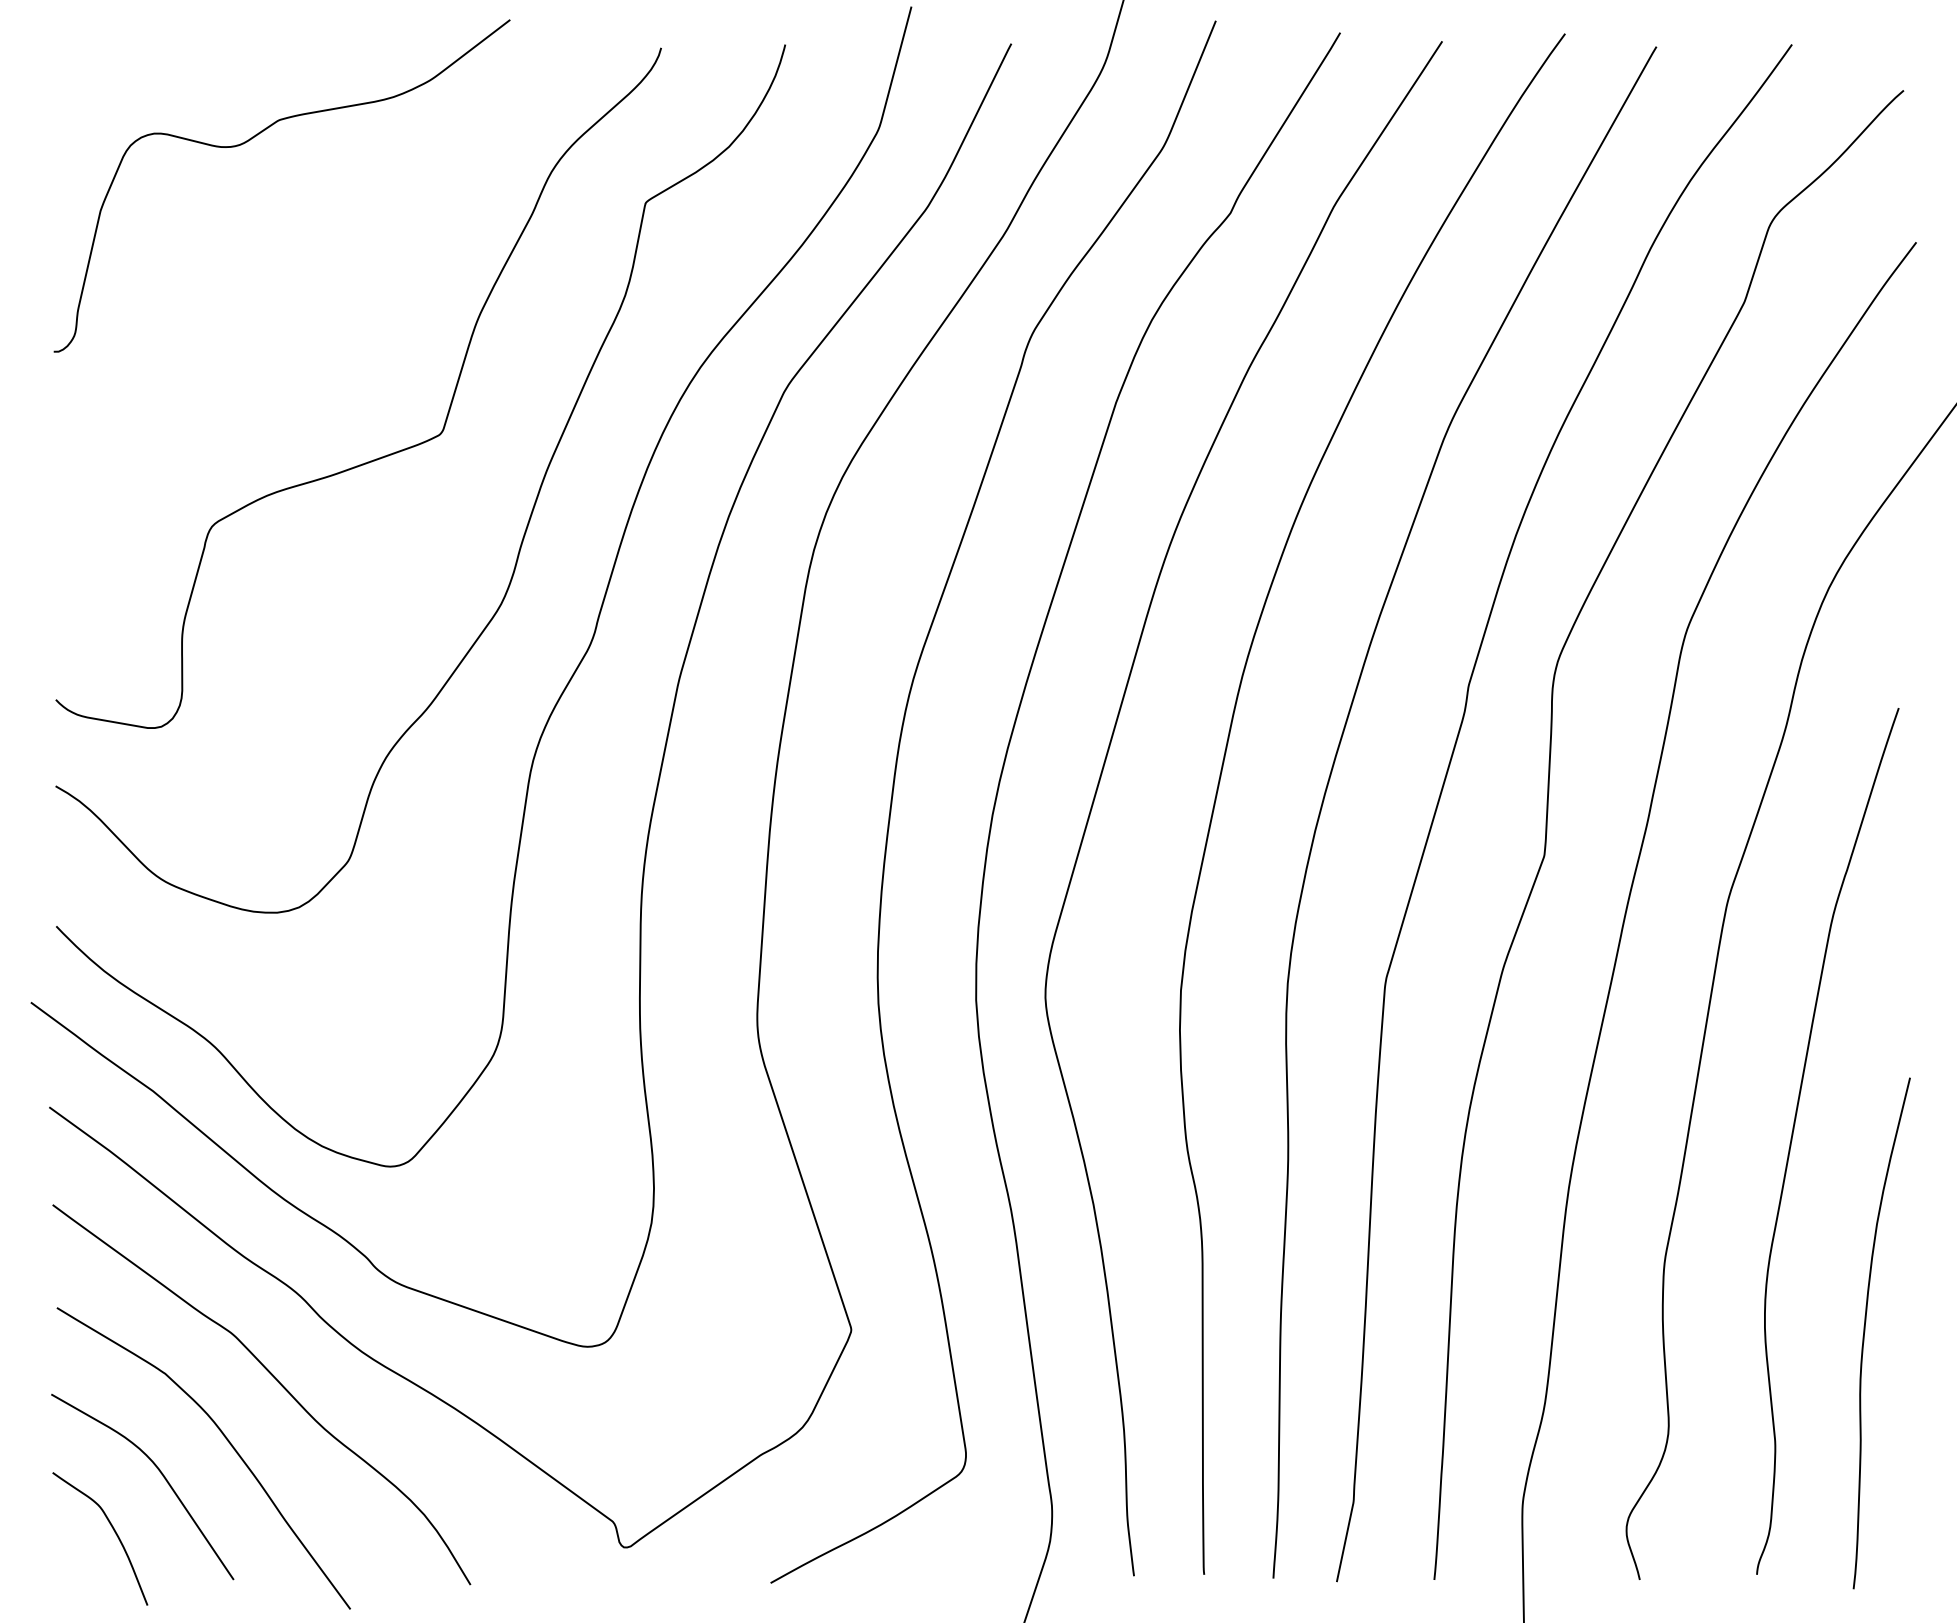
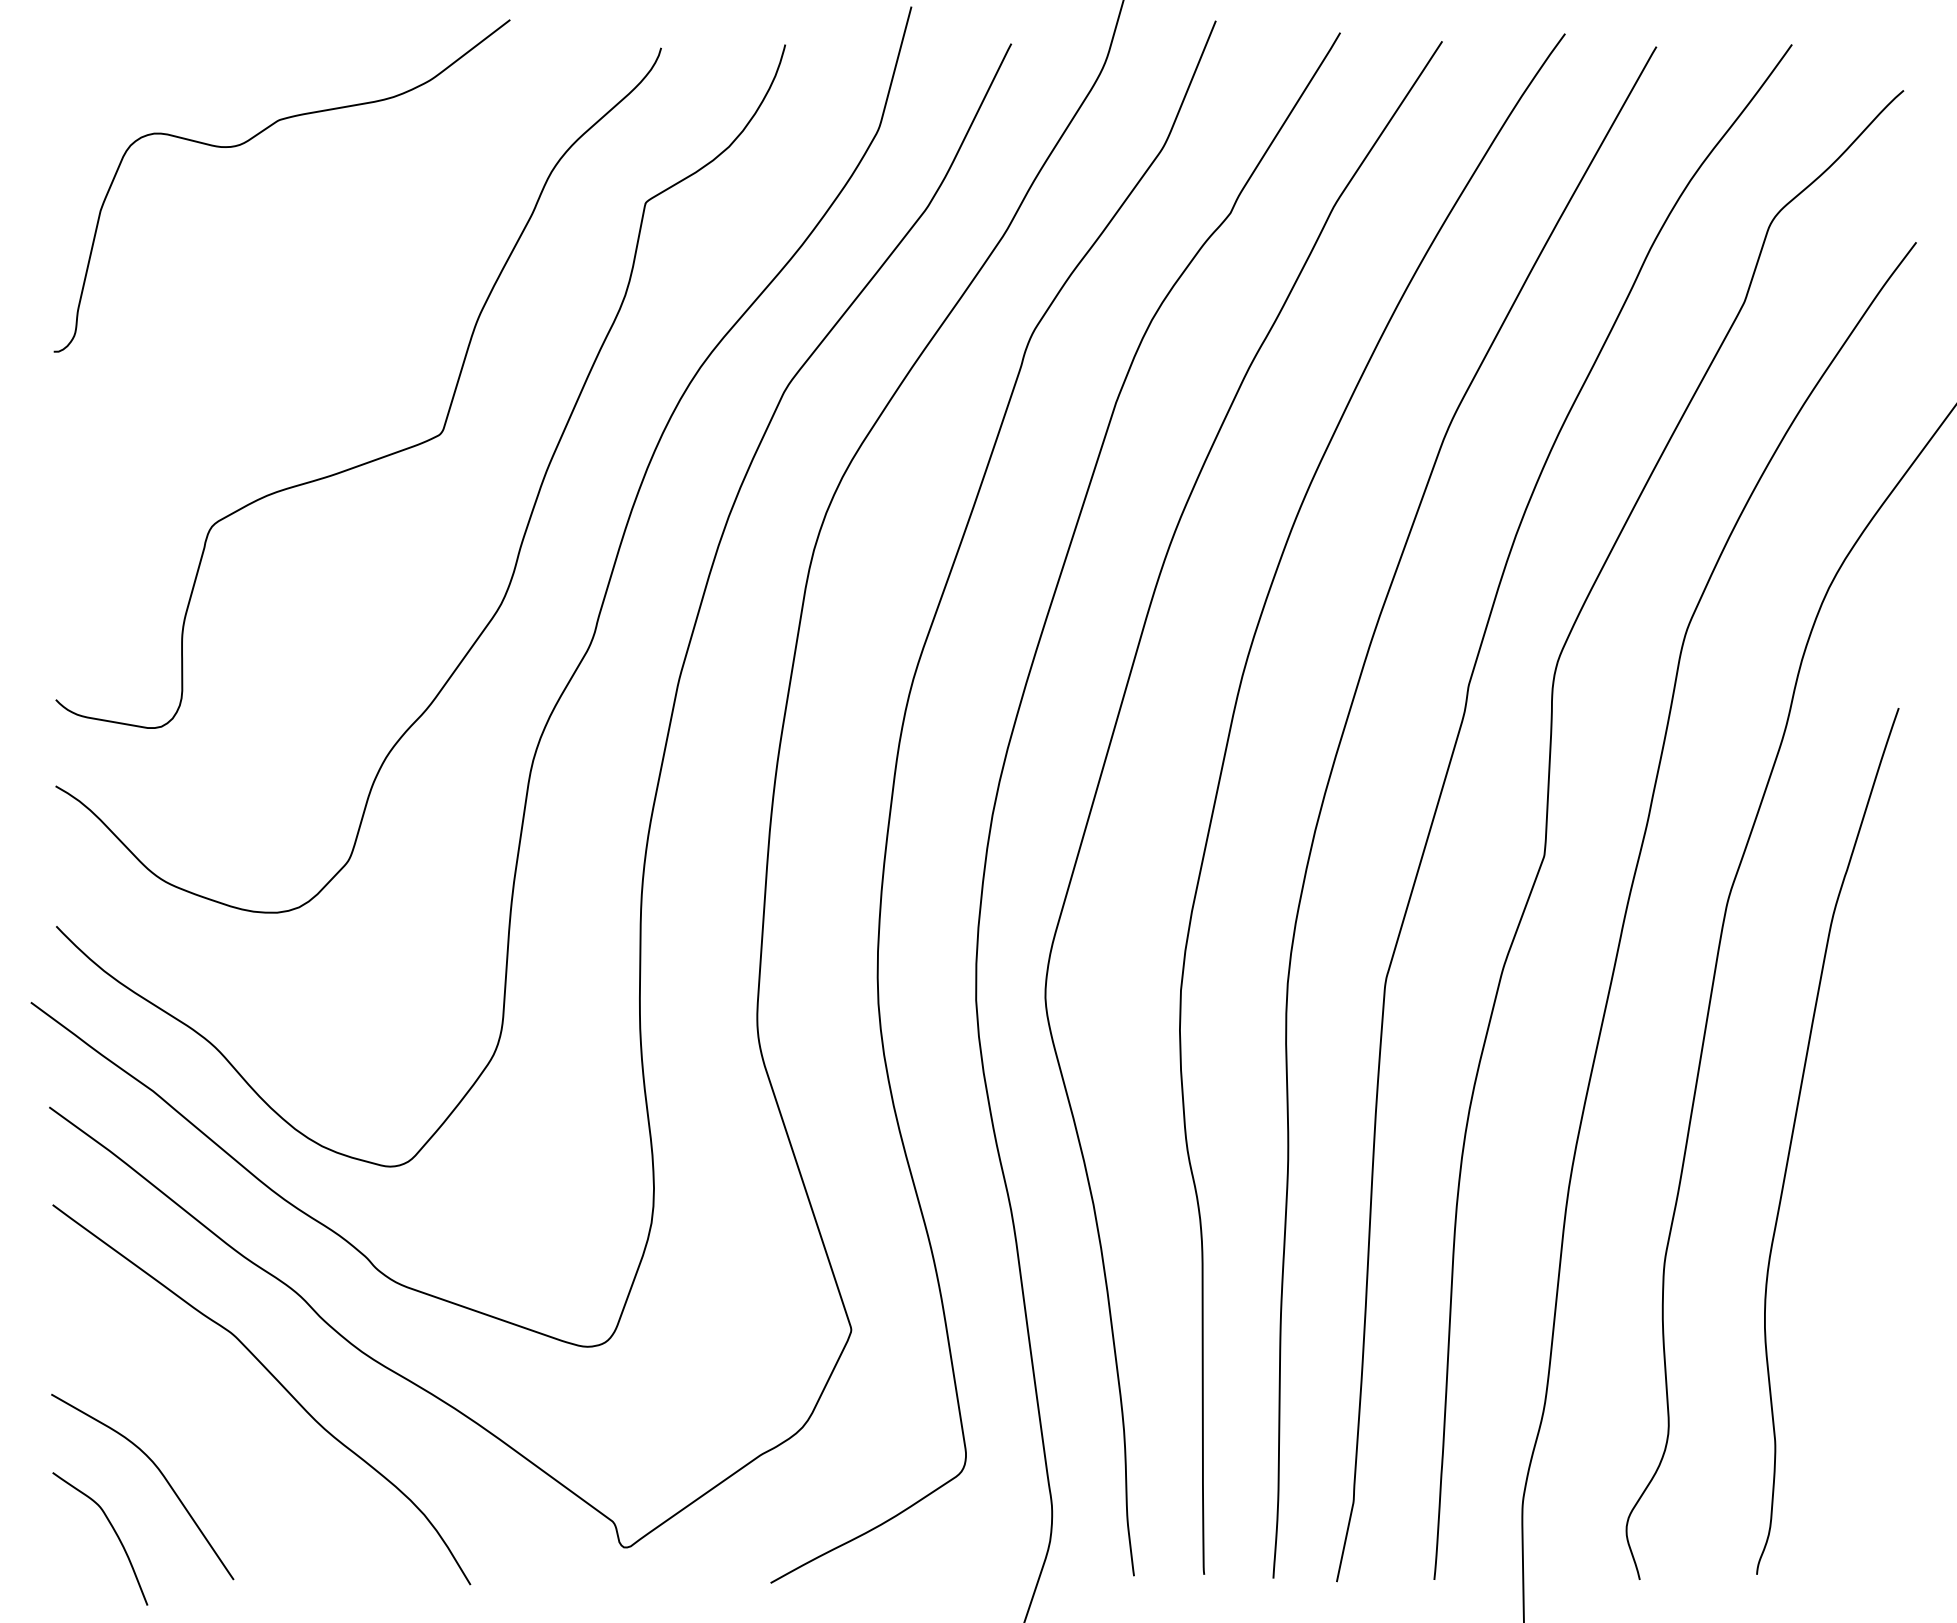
curve: present -> none (1865, 1332)
curve: present -> none (226, 1440)
